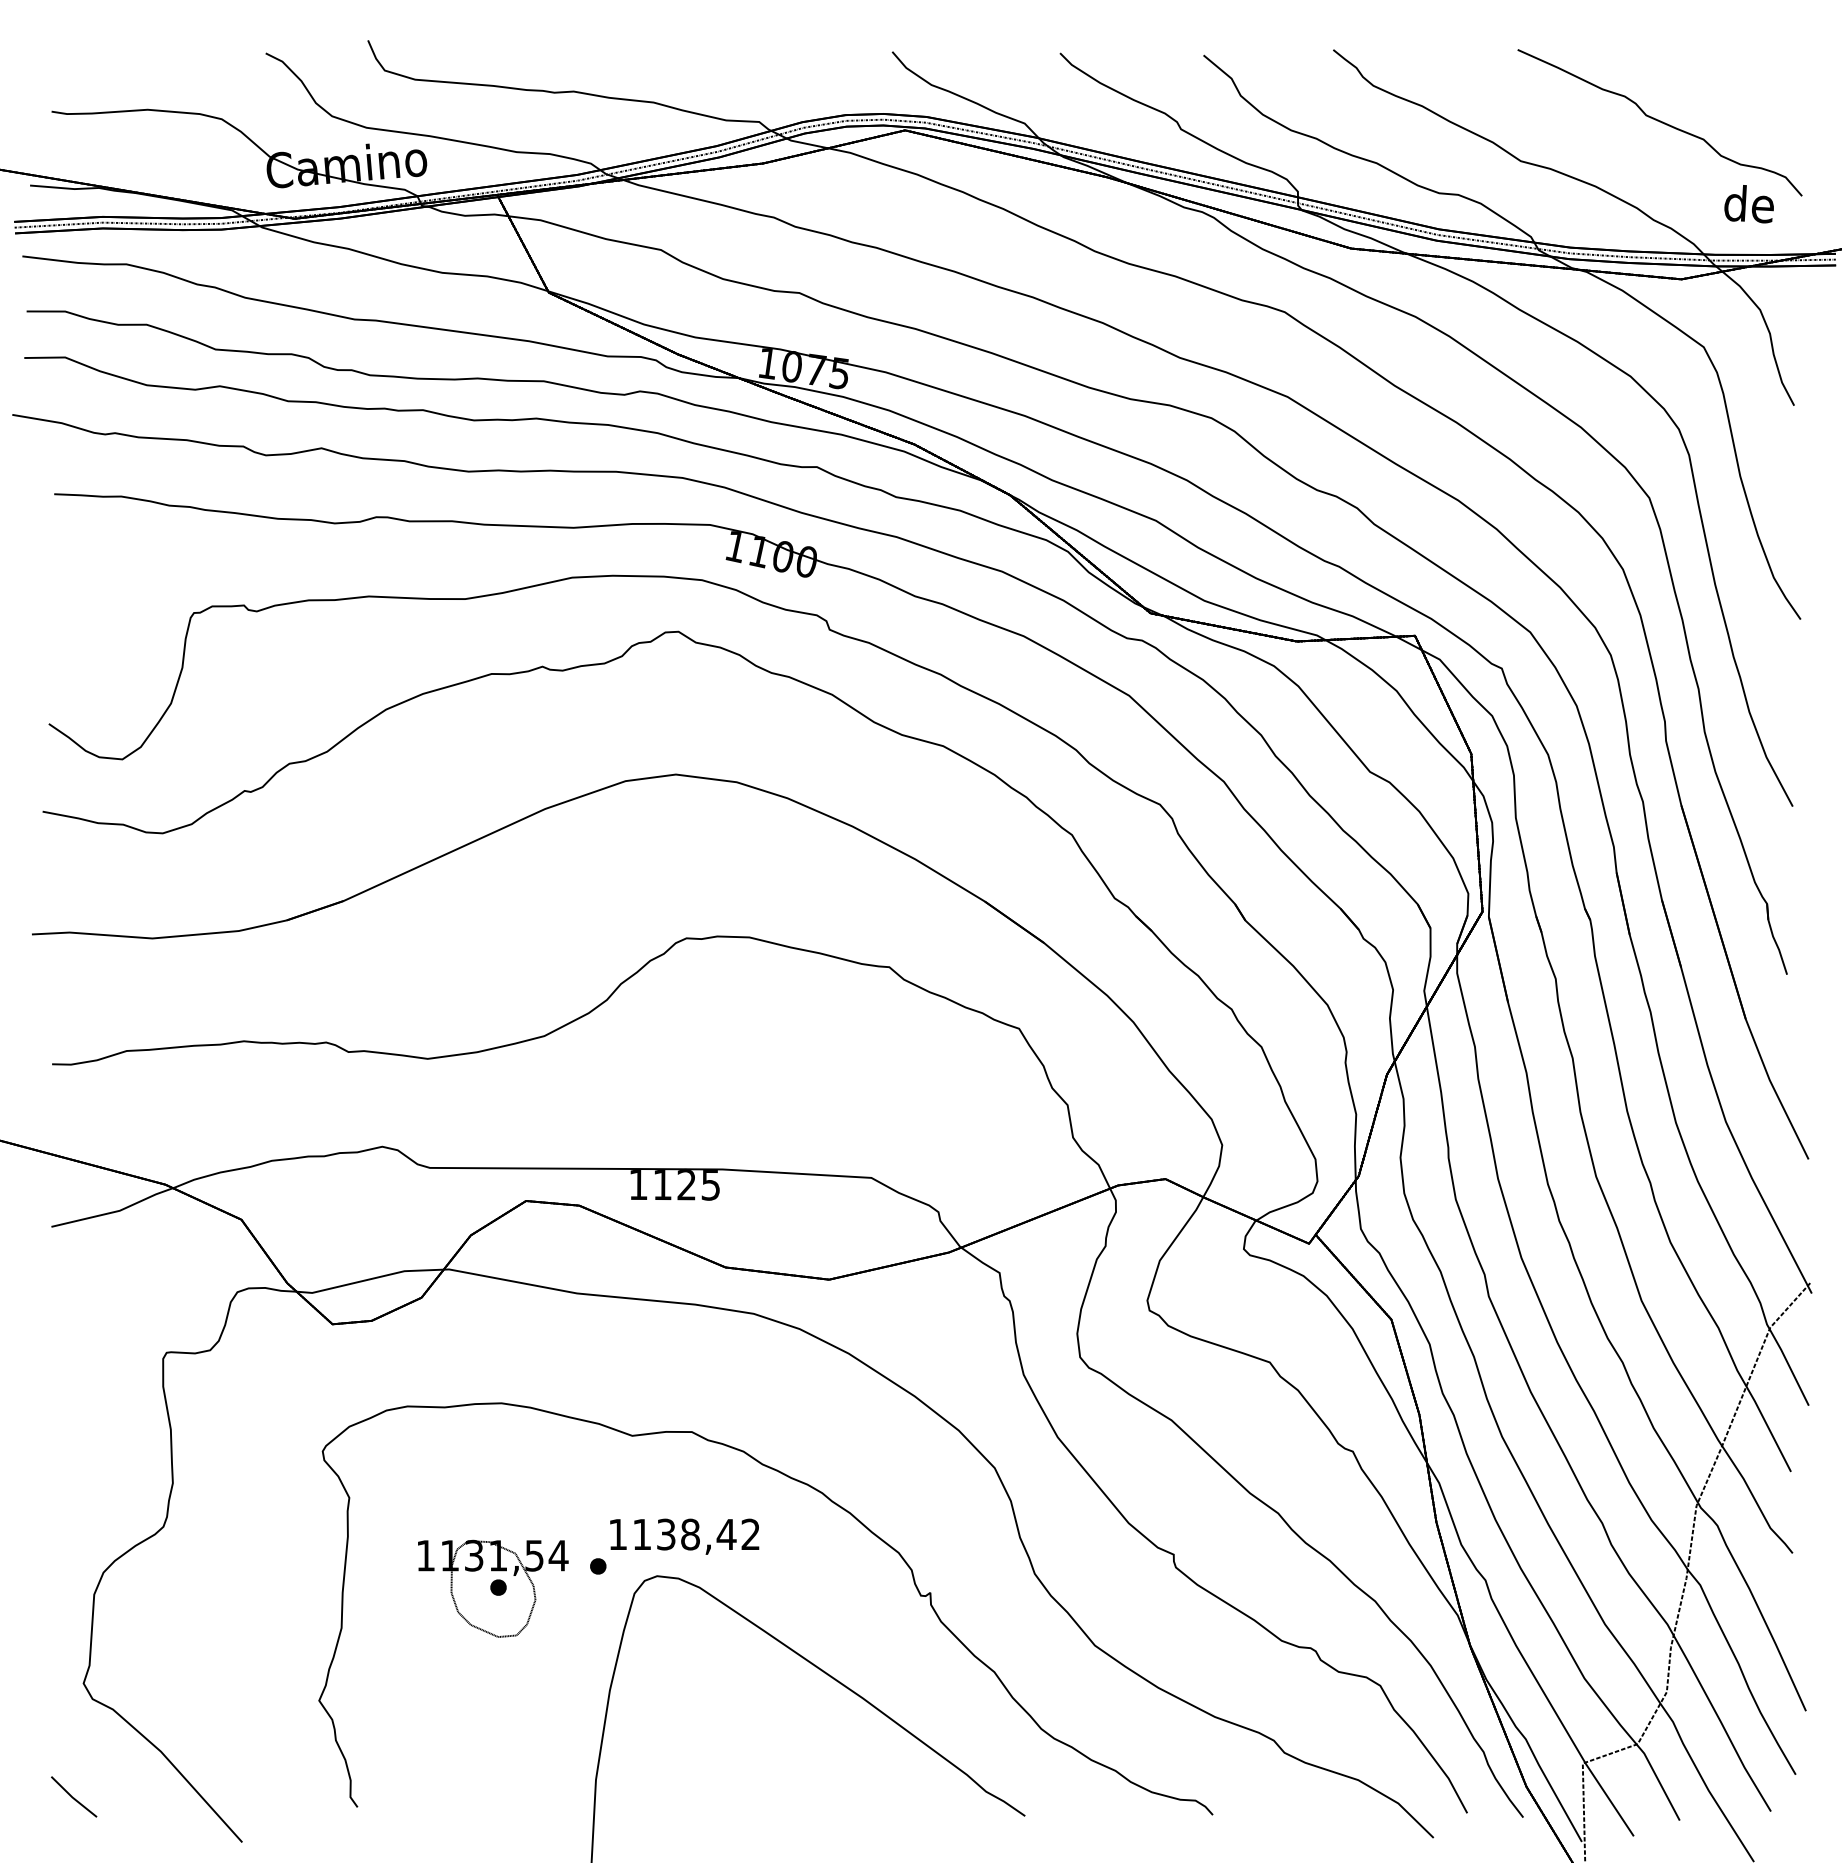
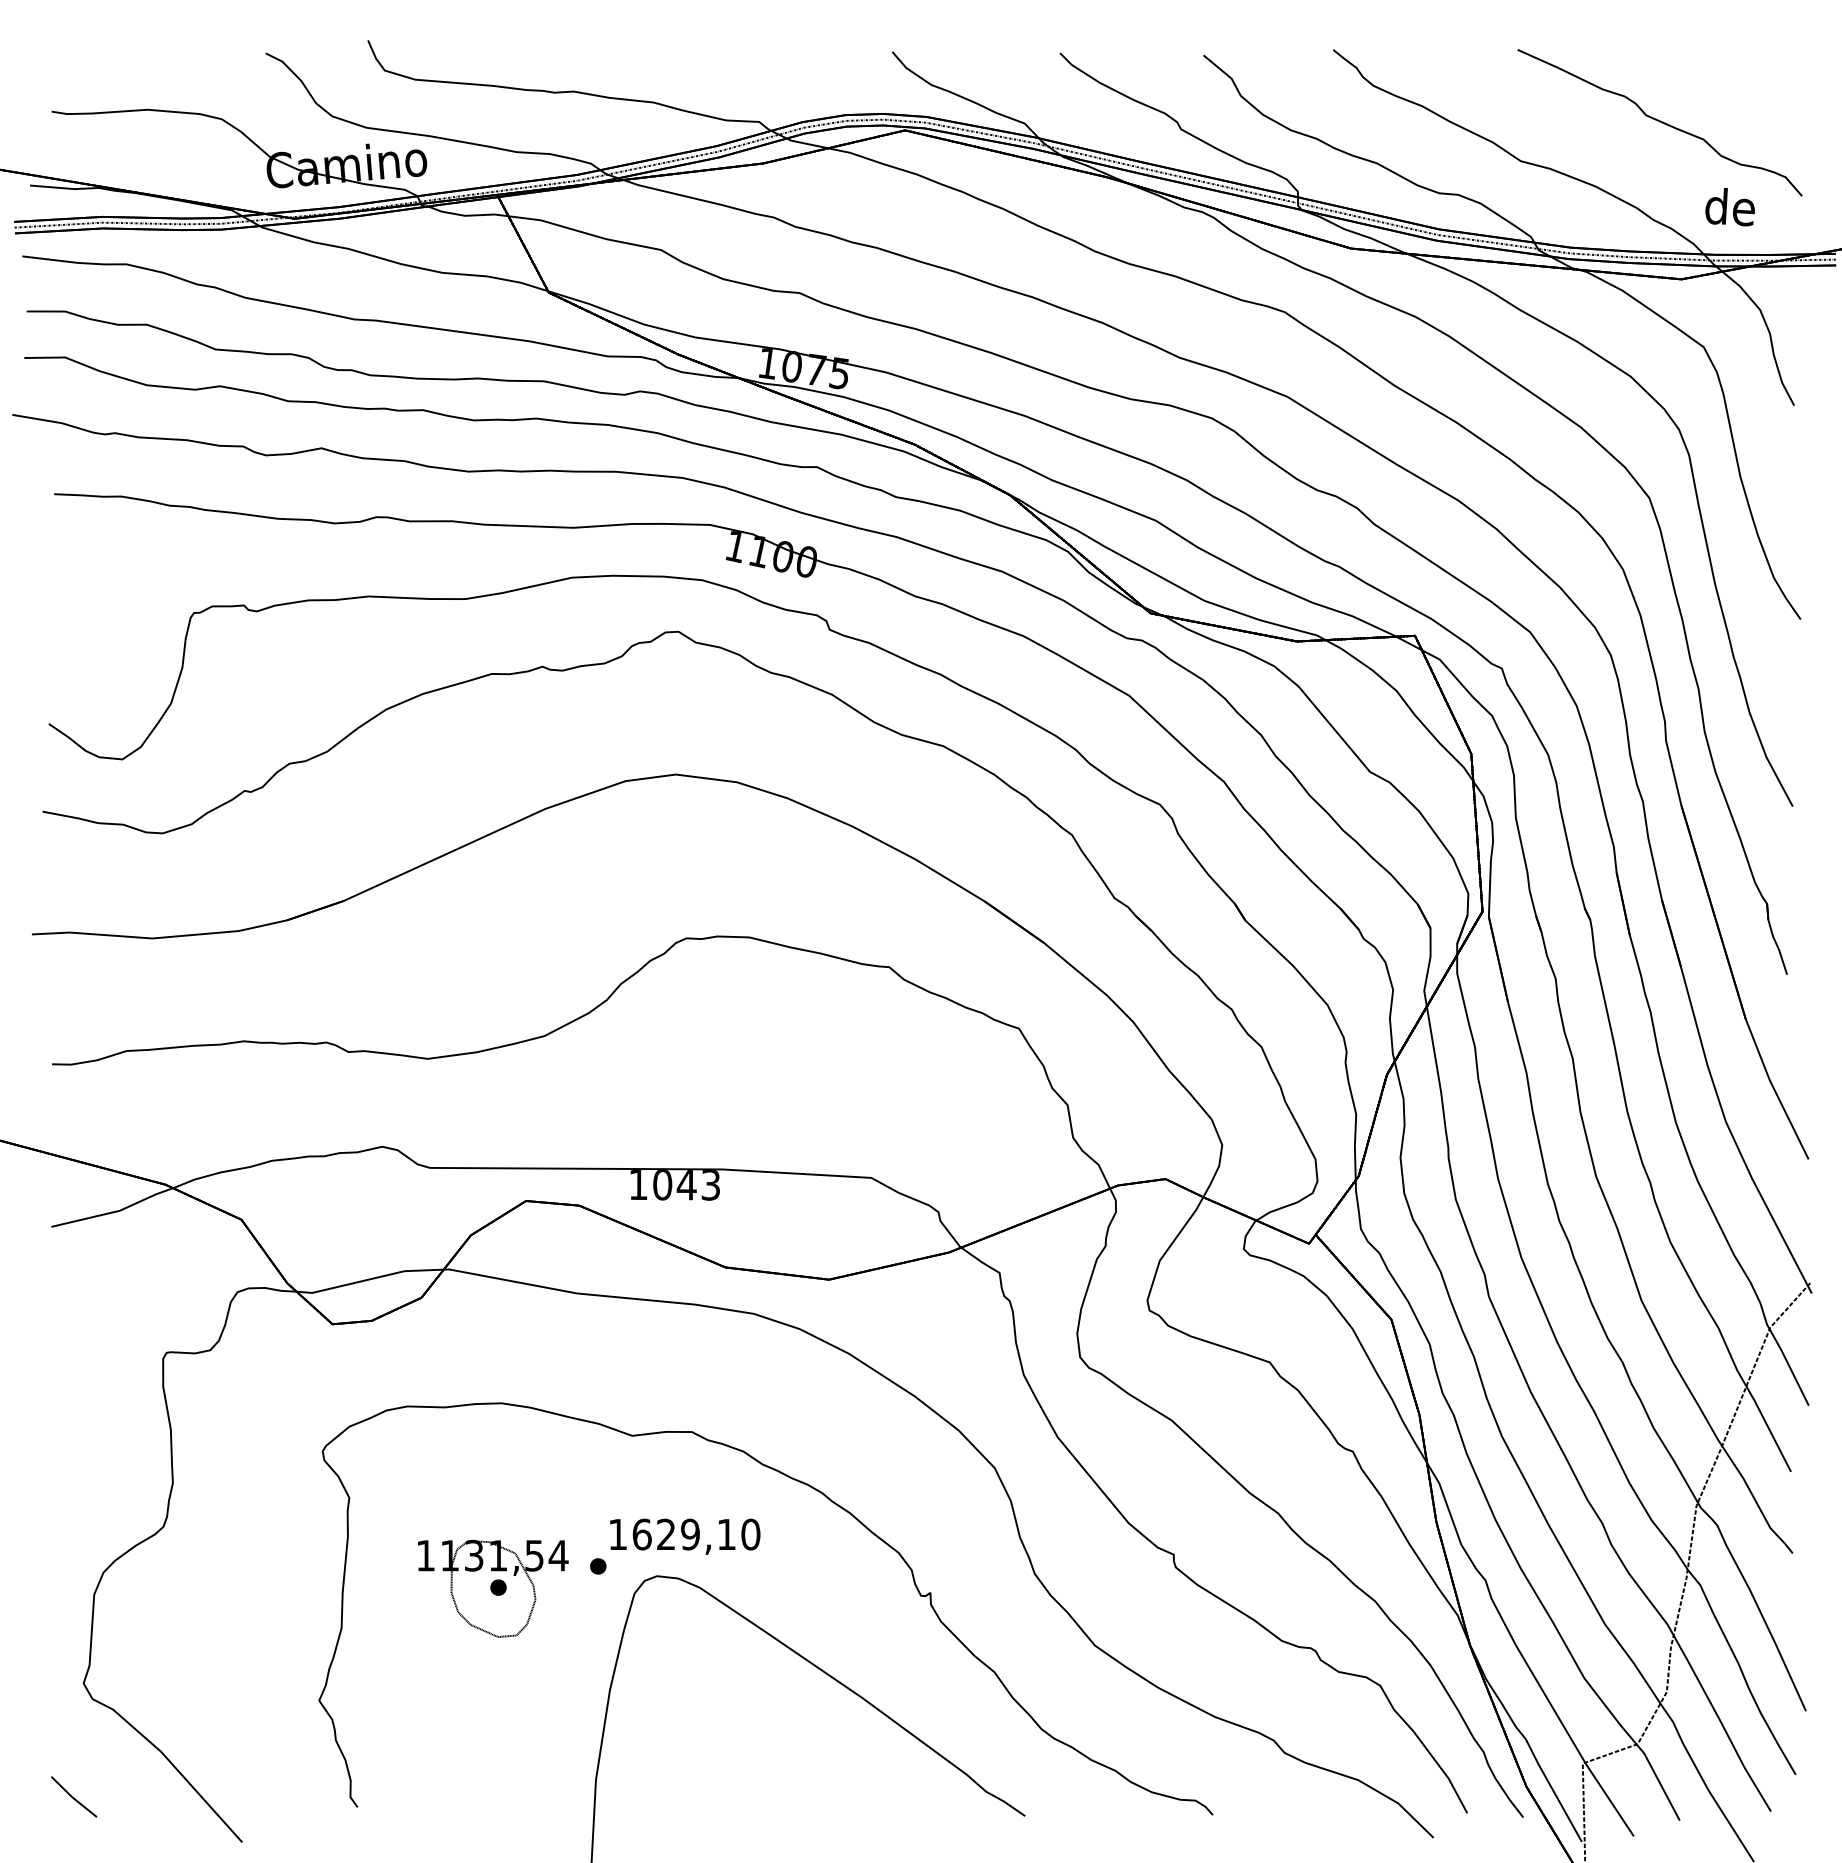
text position: (1748, 204) -> (1729, 207) (1729, 207)
text: 1125 -> 1043 (686, 1185)
text: 1138,42 -> 1629,10 (696, 1534)
